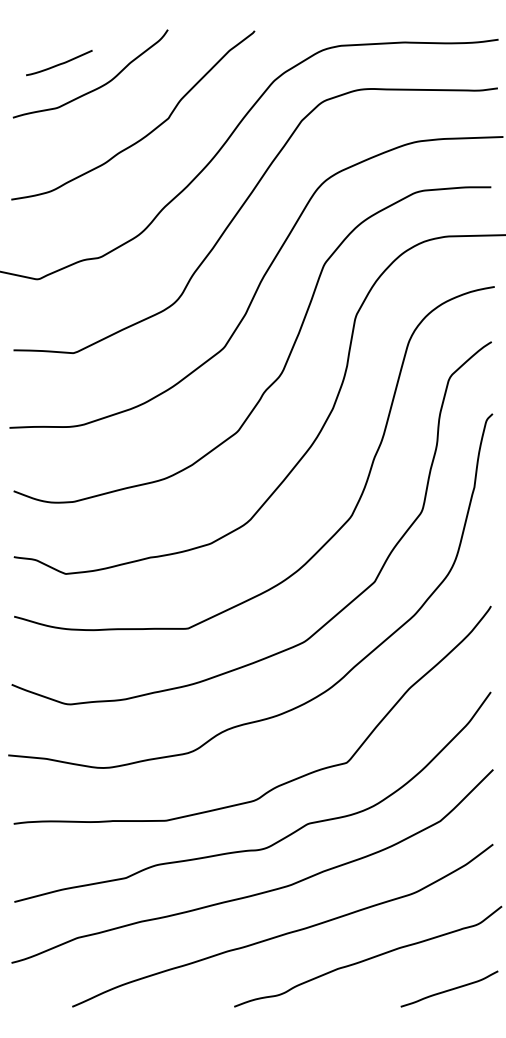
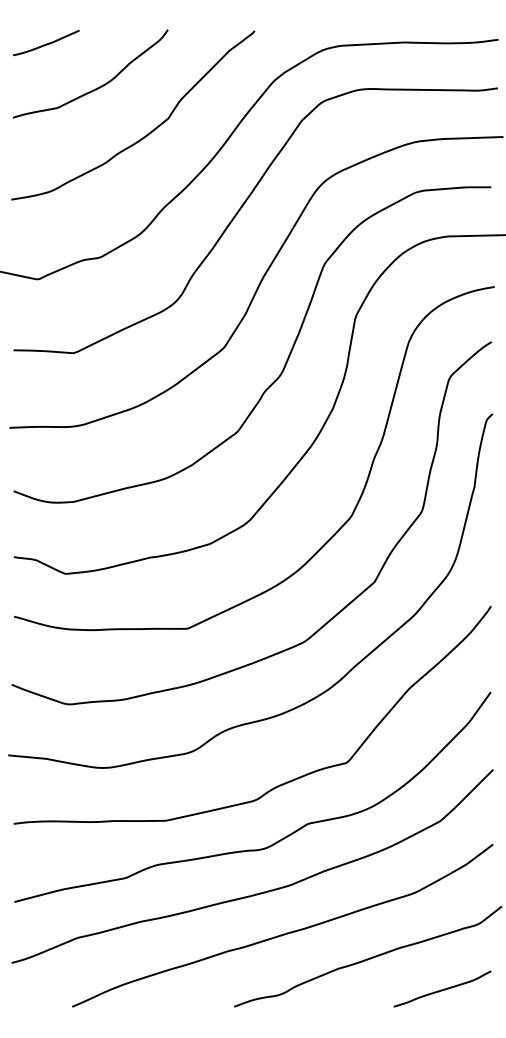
curve position: (59, 63) -> (46, 43) (46, 43)
curve position: (449, 989) -> (442, 989) (442, 989)
